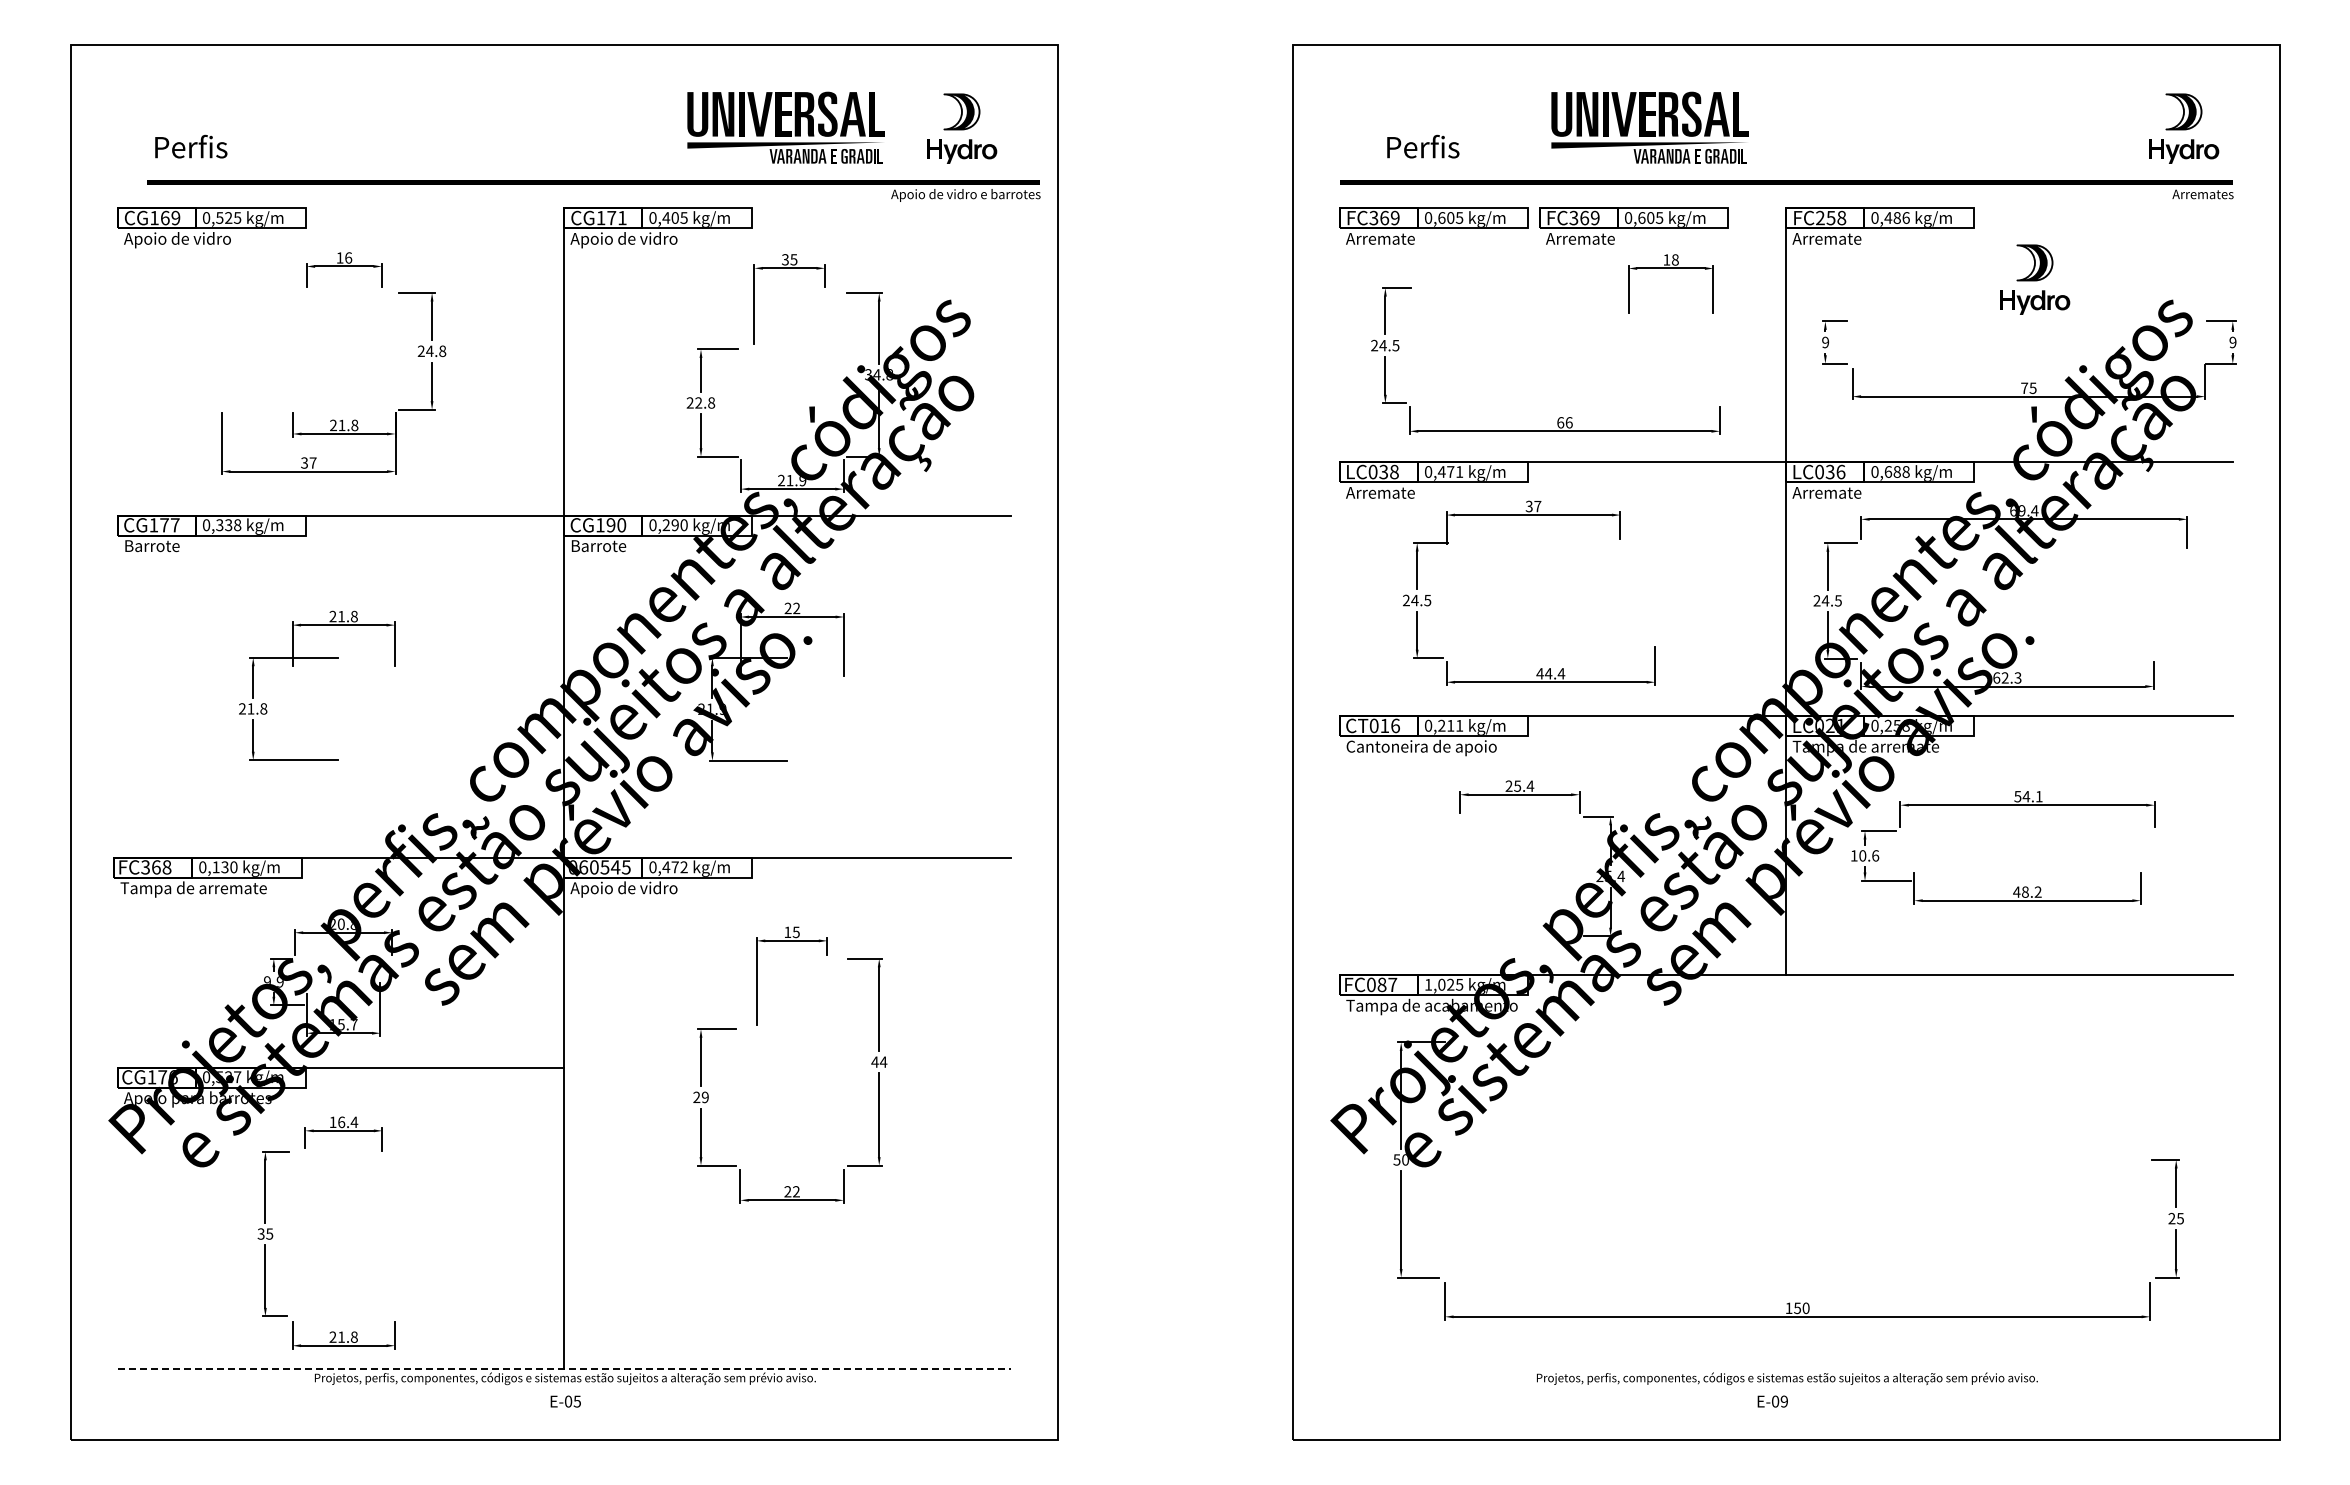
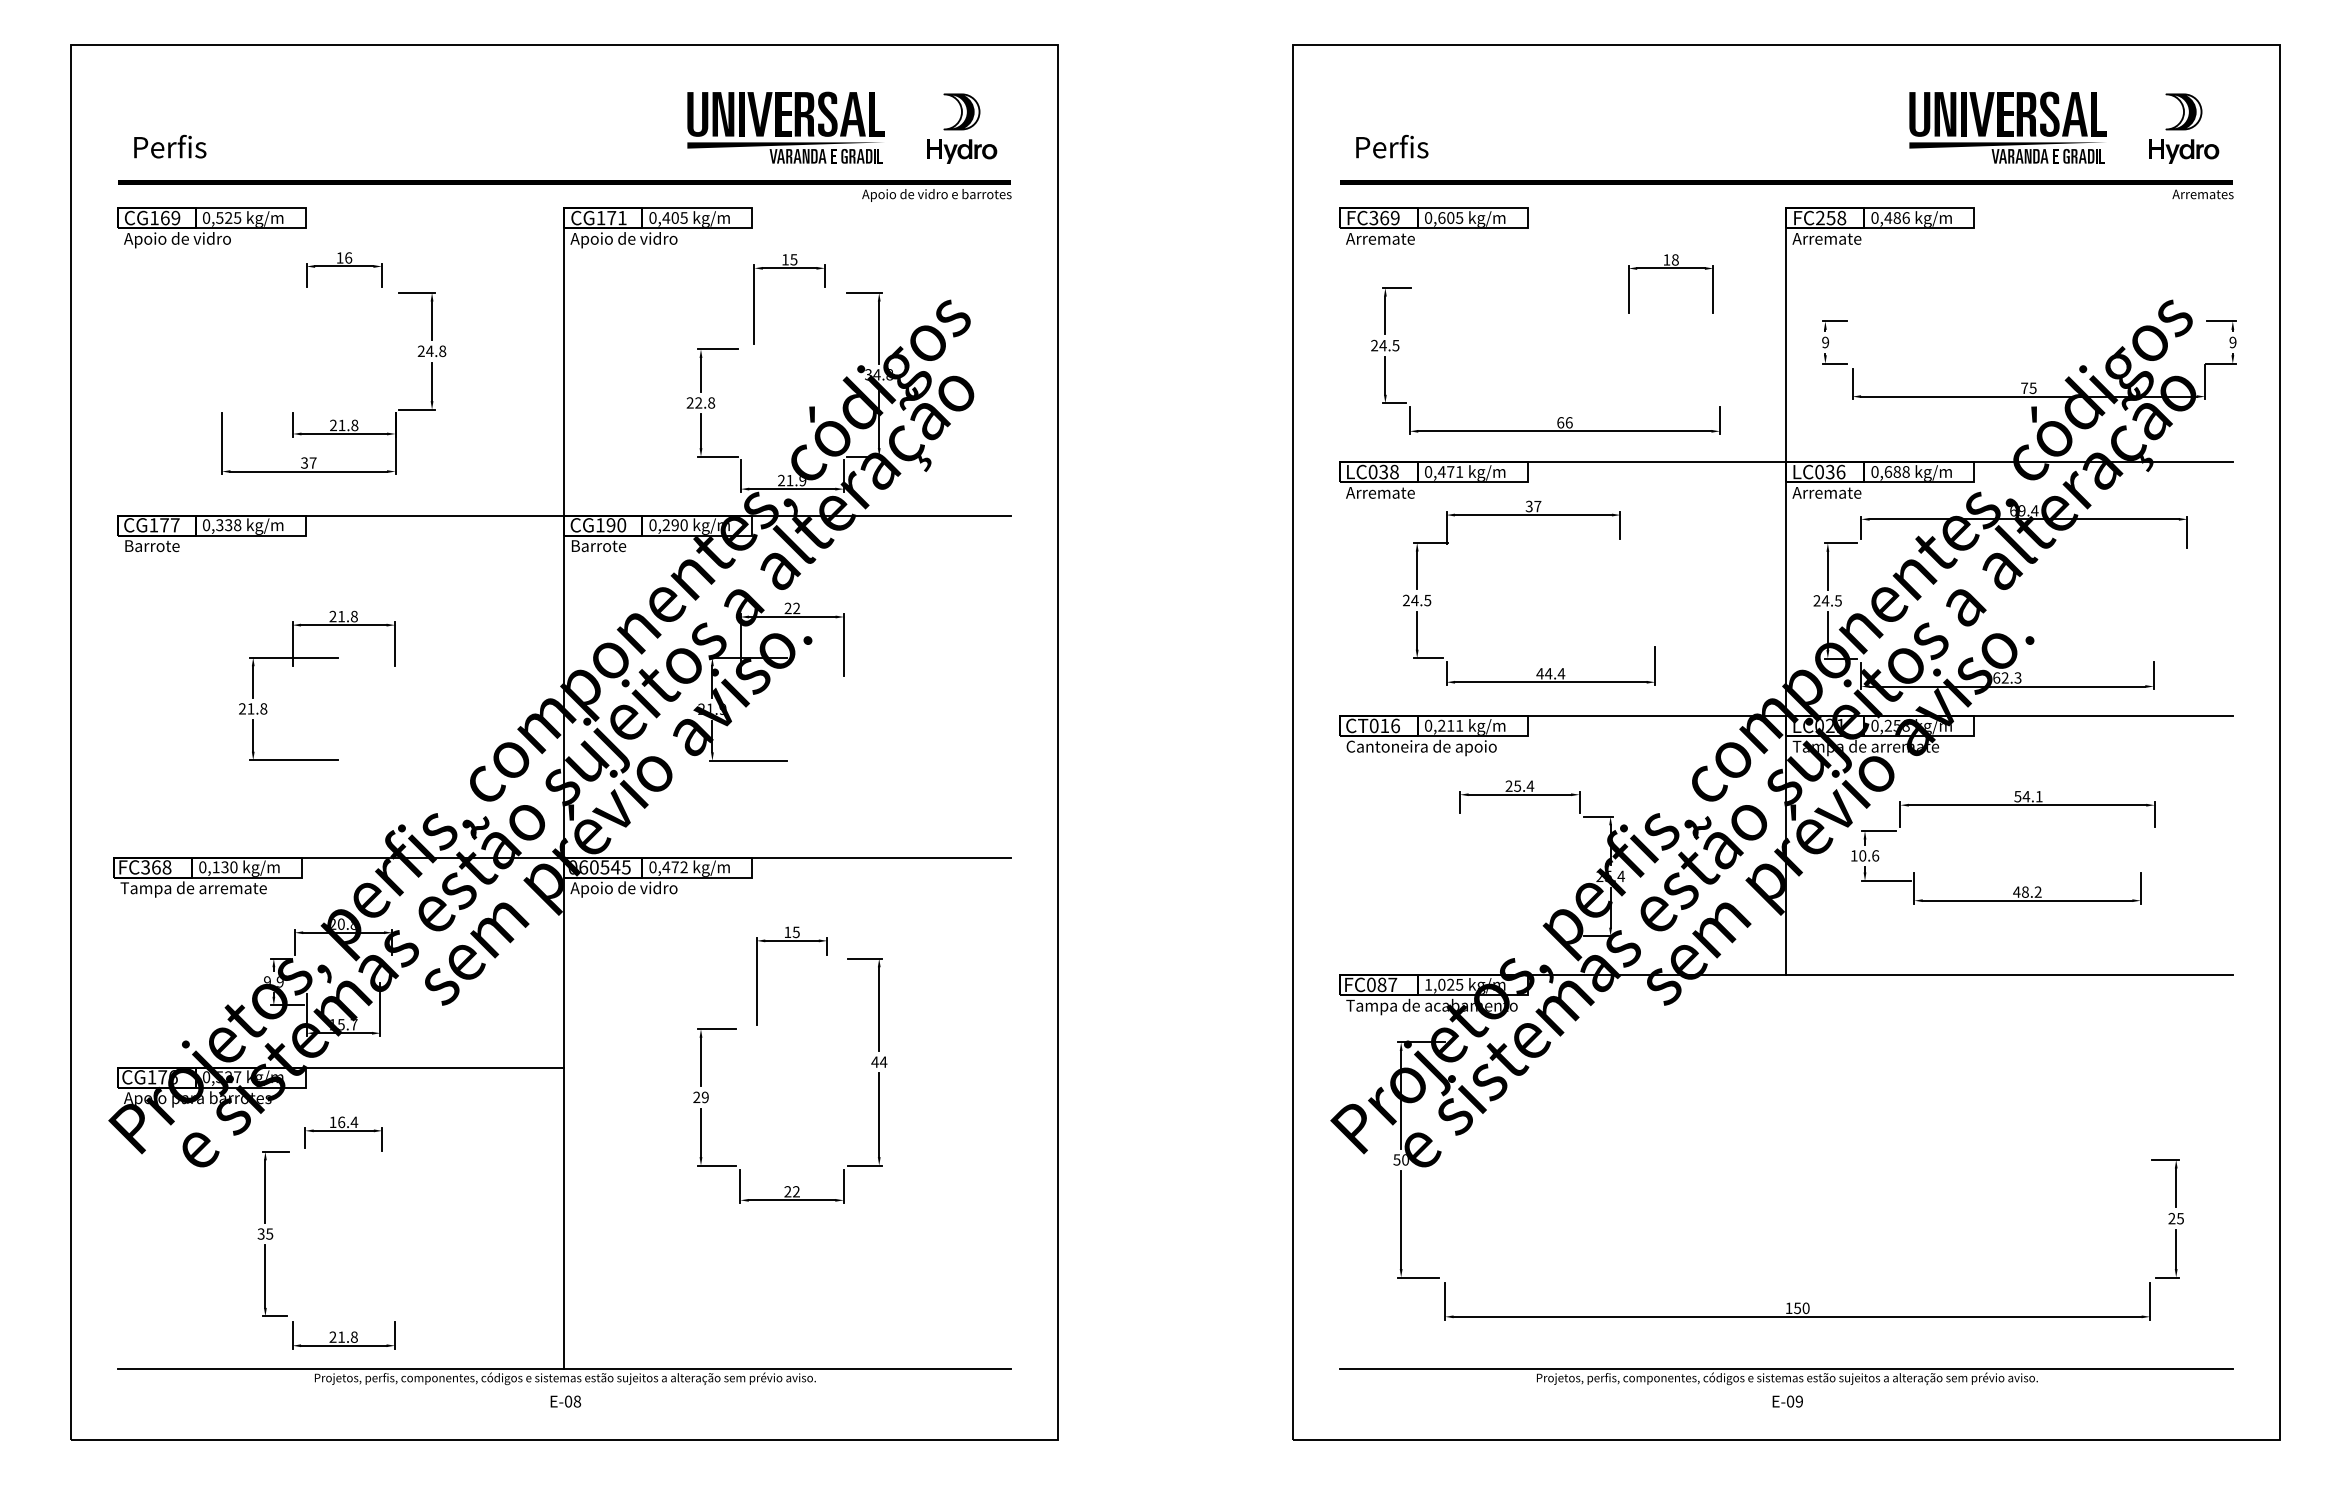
part position: (1649, 127) -> (2007, 127) (2007, 127)
text position: (191, 146) -> (170, 146) (170, 146)
text position: (1423, 146) -> (1392, 146) (1392, 146)
text position: (593, 190) -> (564, 190) (564, 190)
part: present -> none (1633, 225)
text: 35 -> 15 (785, 259)
part: present -> none (2035, 279)
line: dashed -> solid (564, 1368)
line: none -> present (1785, 1368)
text: E-05 -> E-08 (577, 1401)
text position: (1772, 1401) -> (1787, 1401) (1787, 1401)
